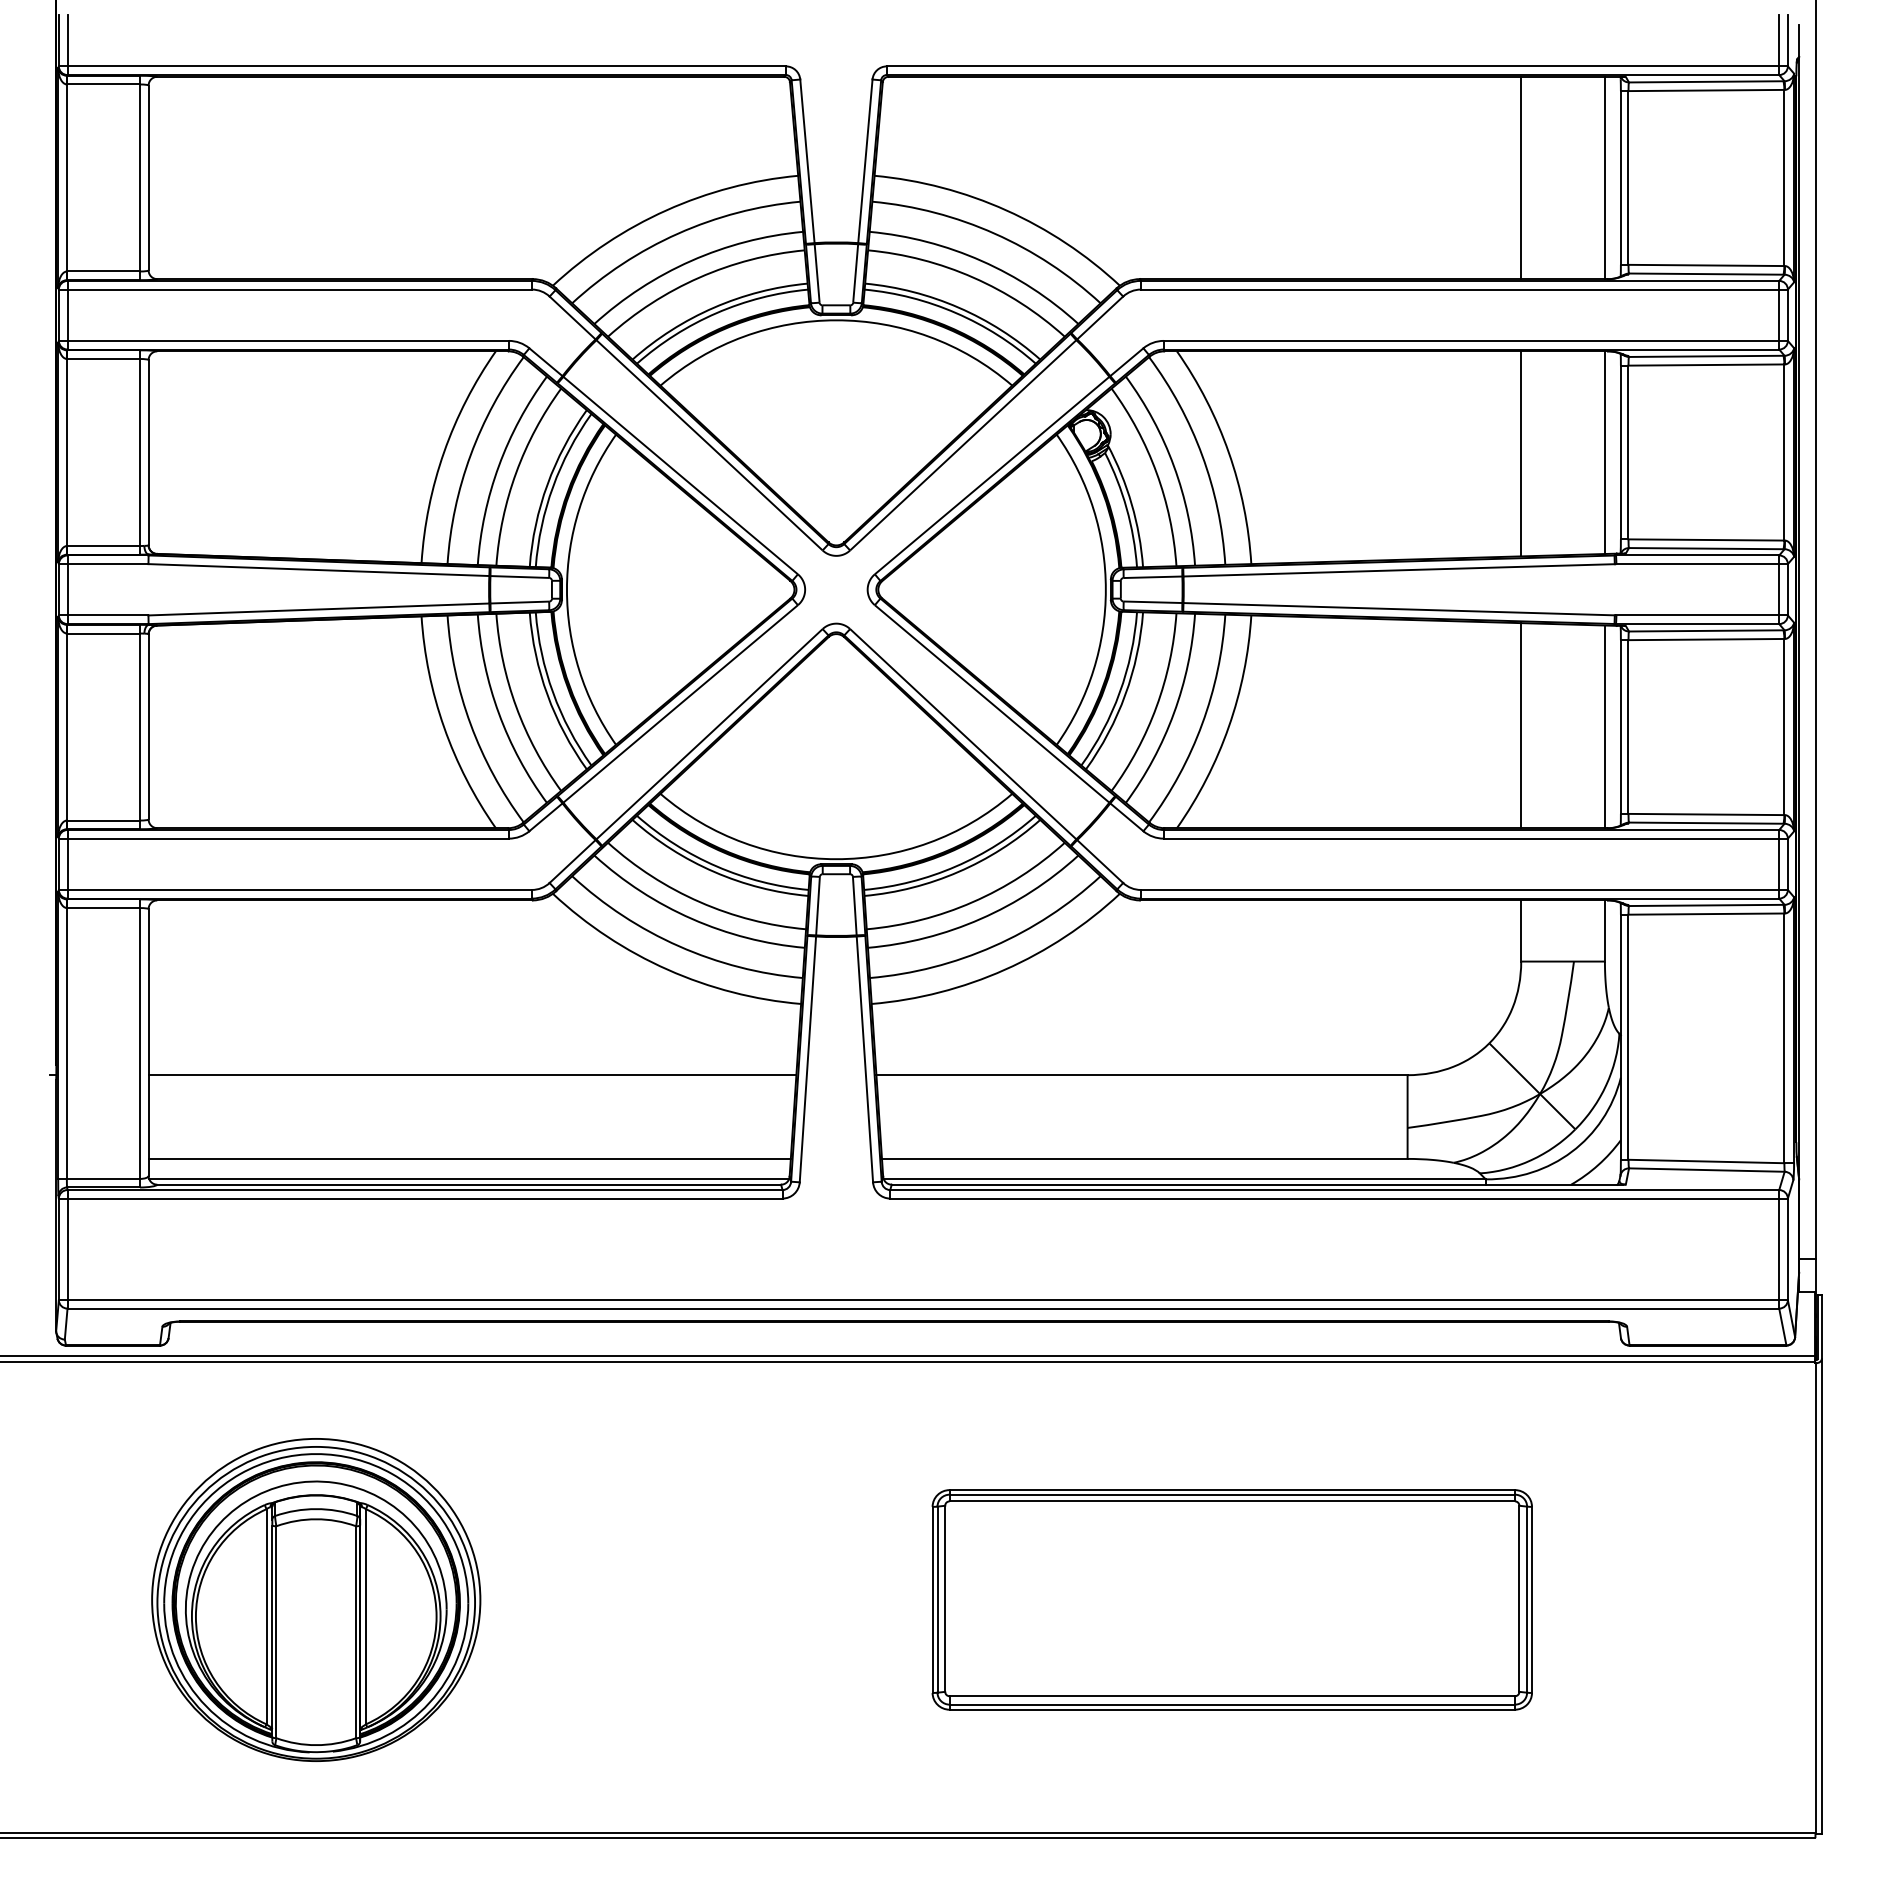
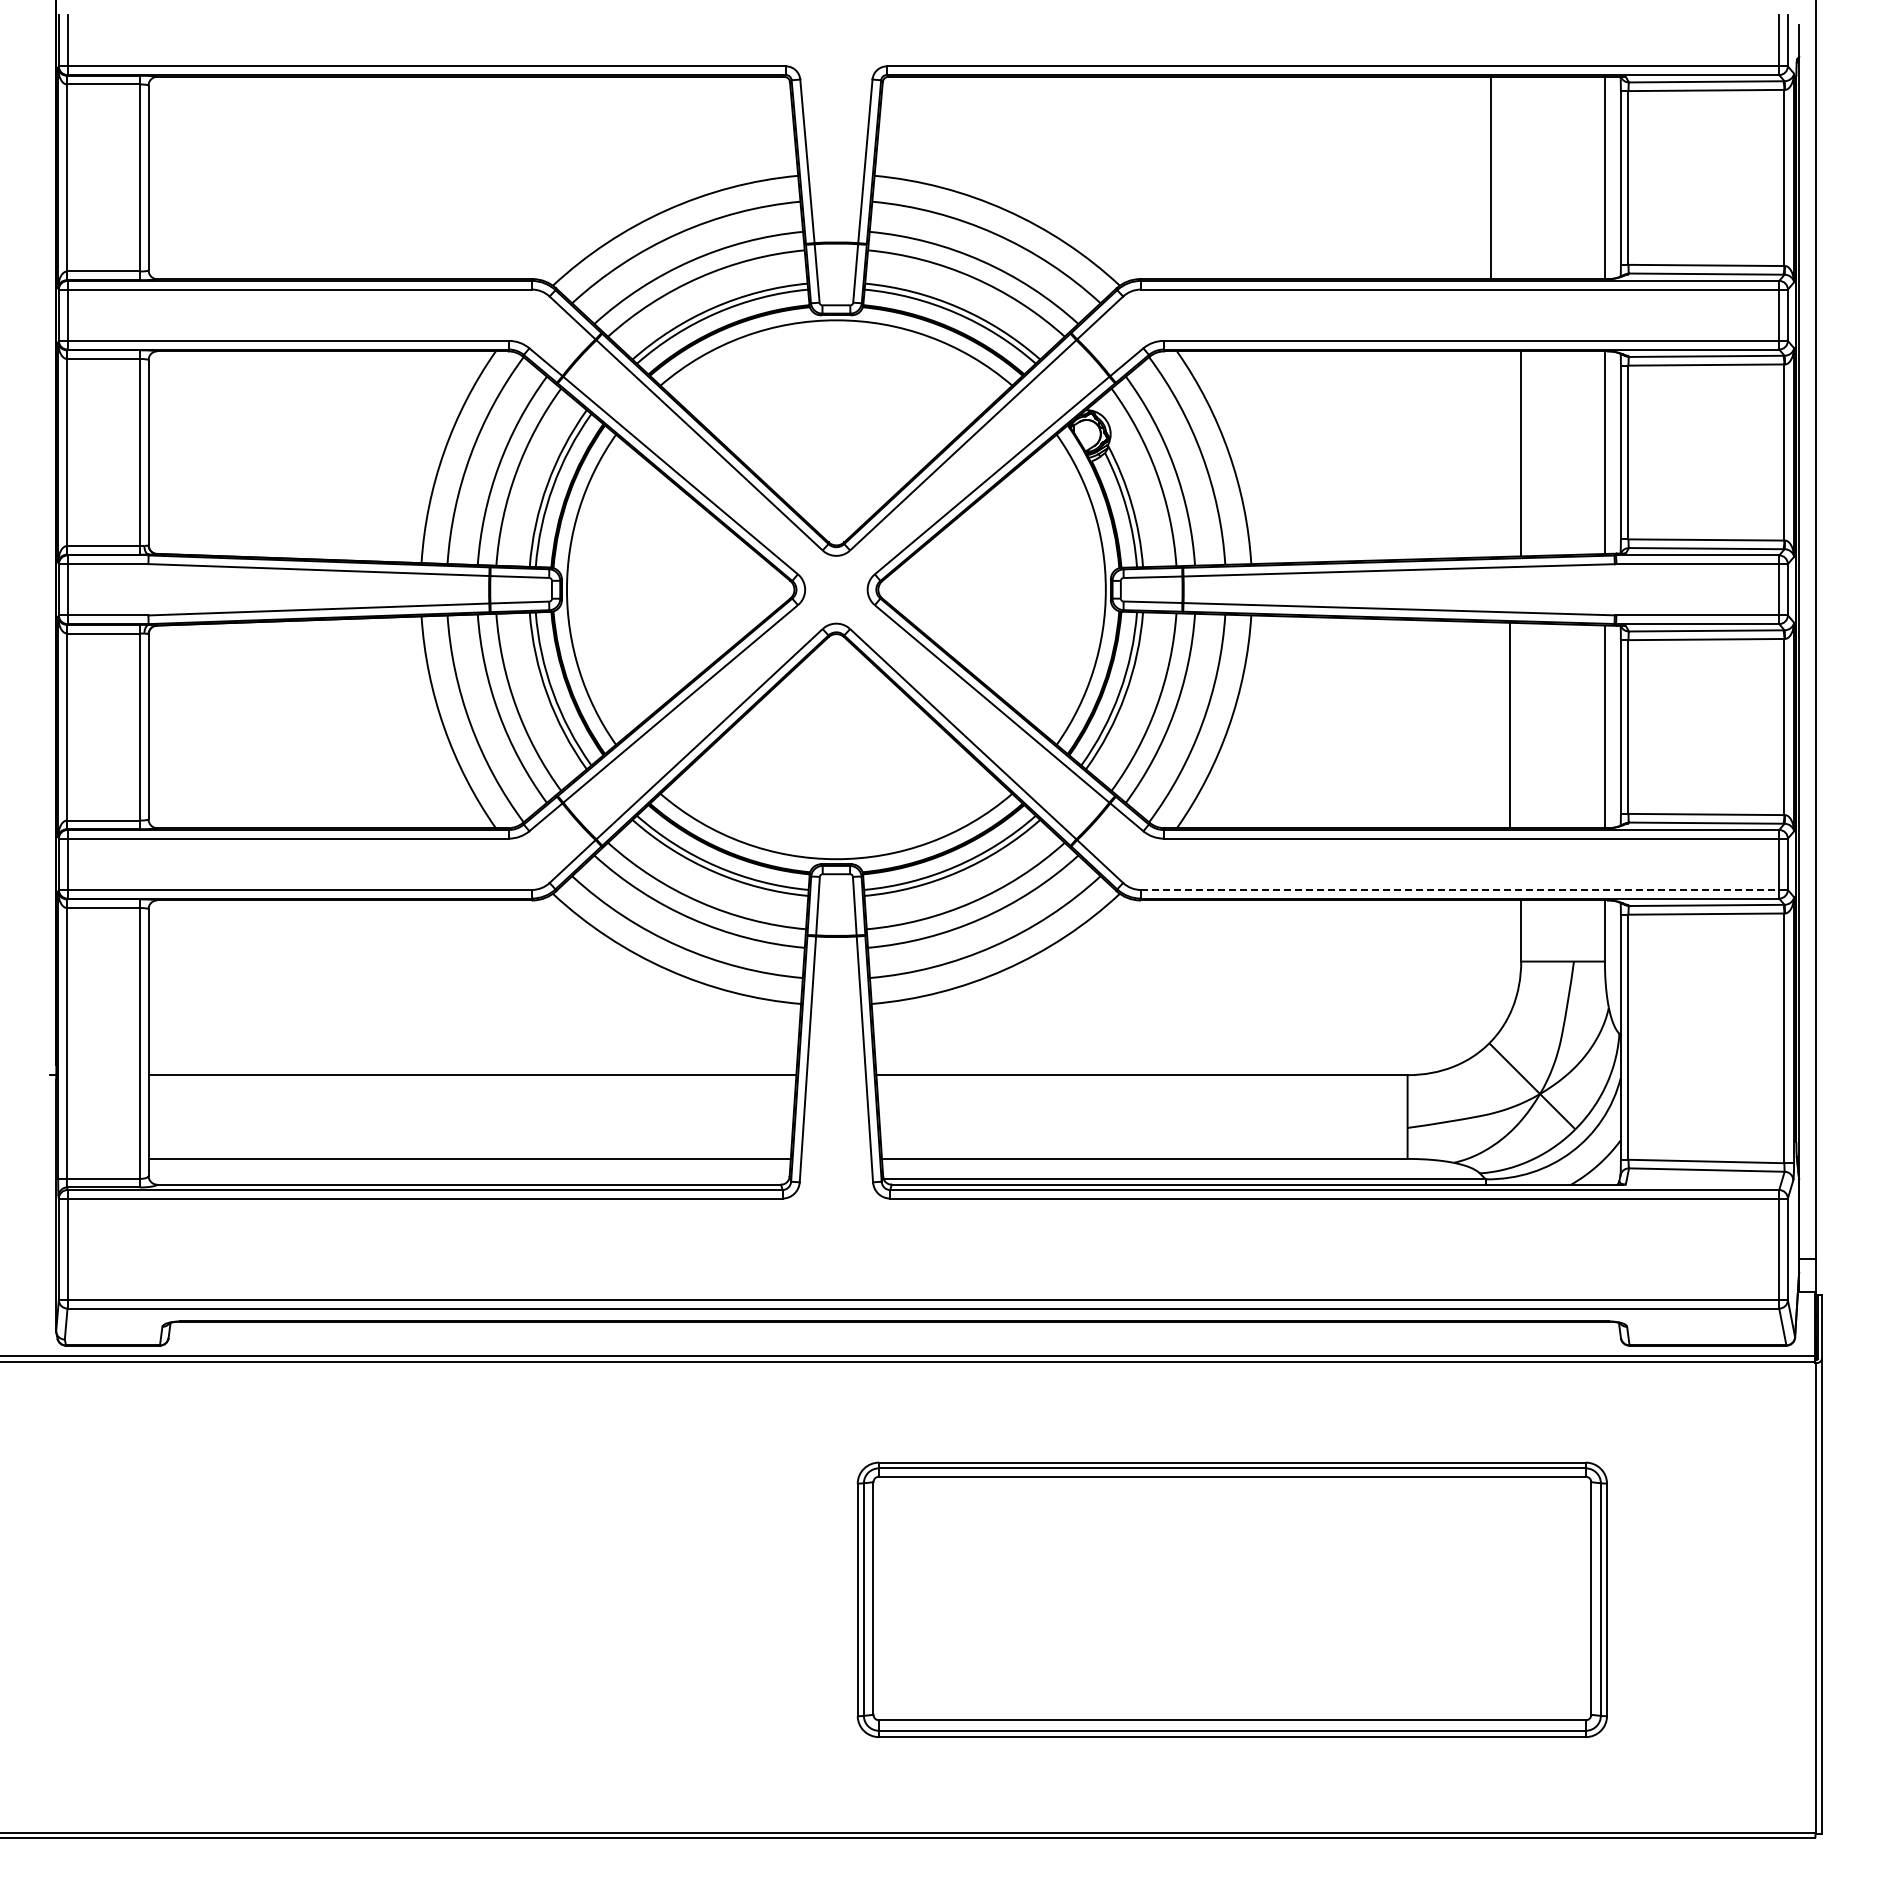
line position: (1521, 177) -> (1491, 177) (1491, 177)
line position: (1521, 725) -> (1510, 725) (1510, 725)
line: solid -> dashed (1460, 889)
line: present -> none (468, 1179)
part: present -> none (316, 1599)
part size: 602x222 px -> 752x277 px (1231, 1599)
